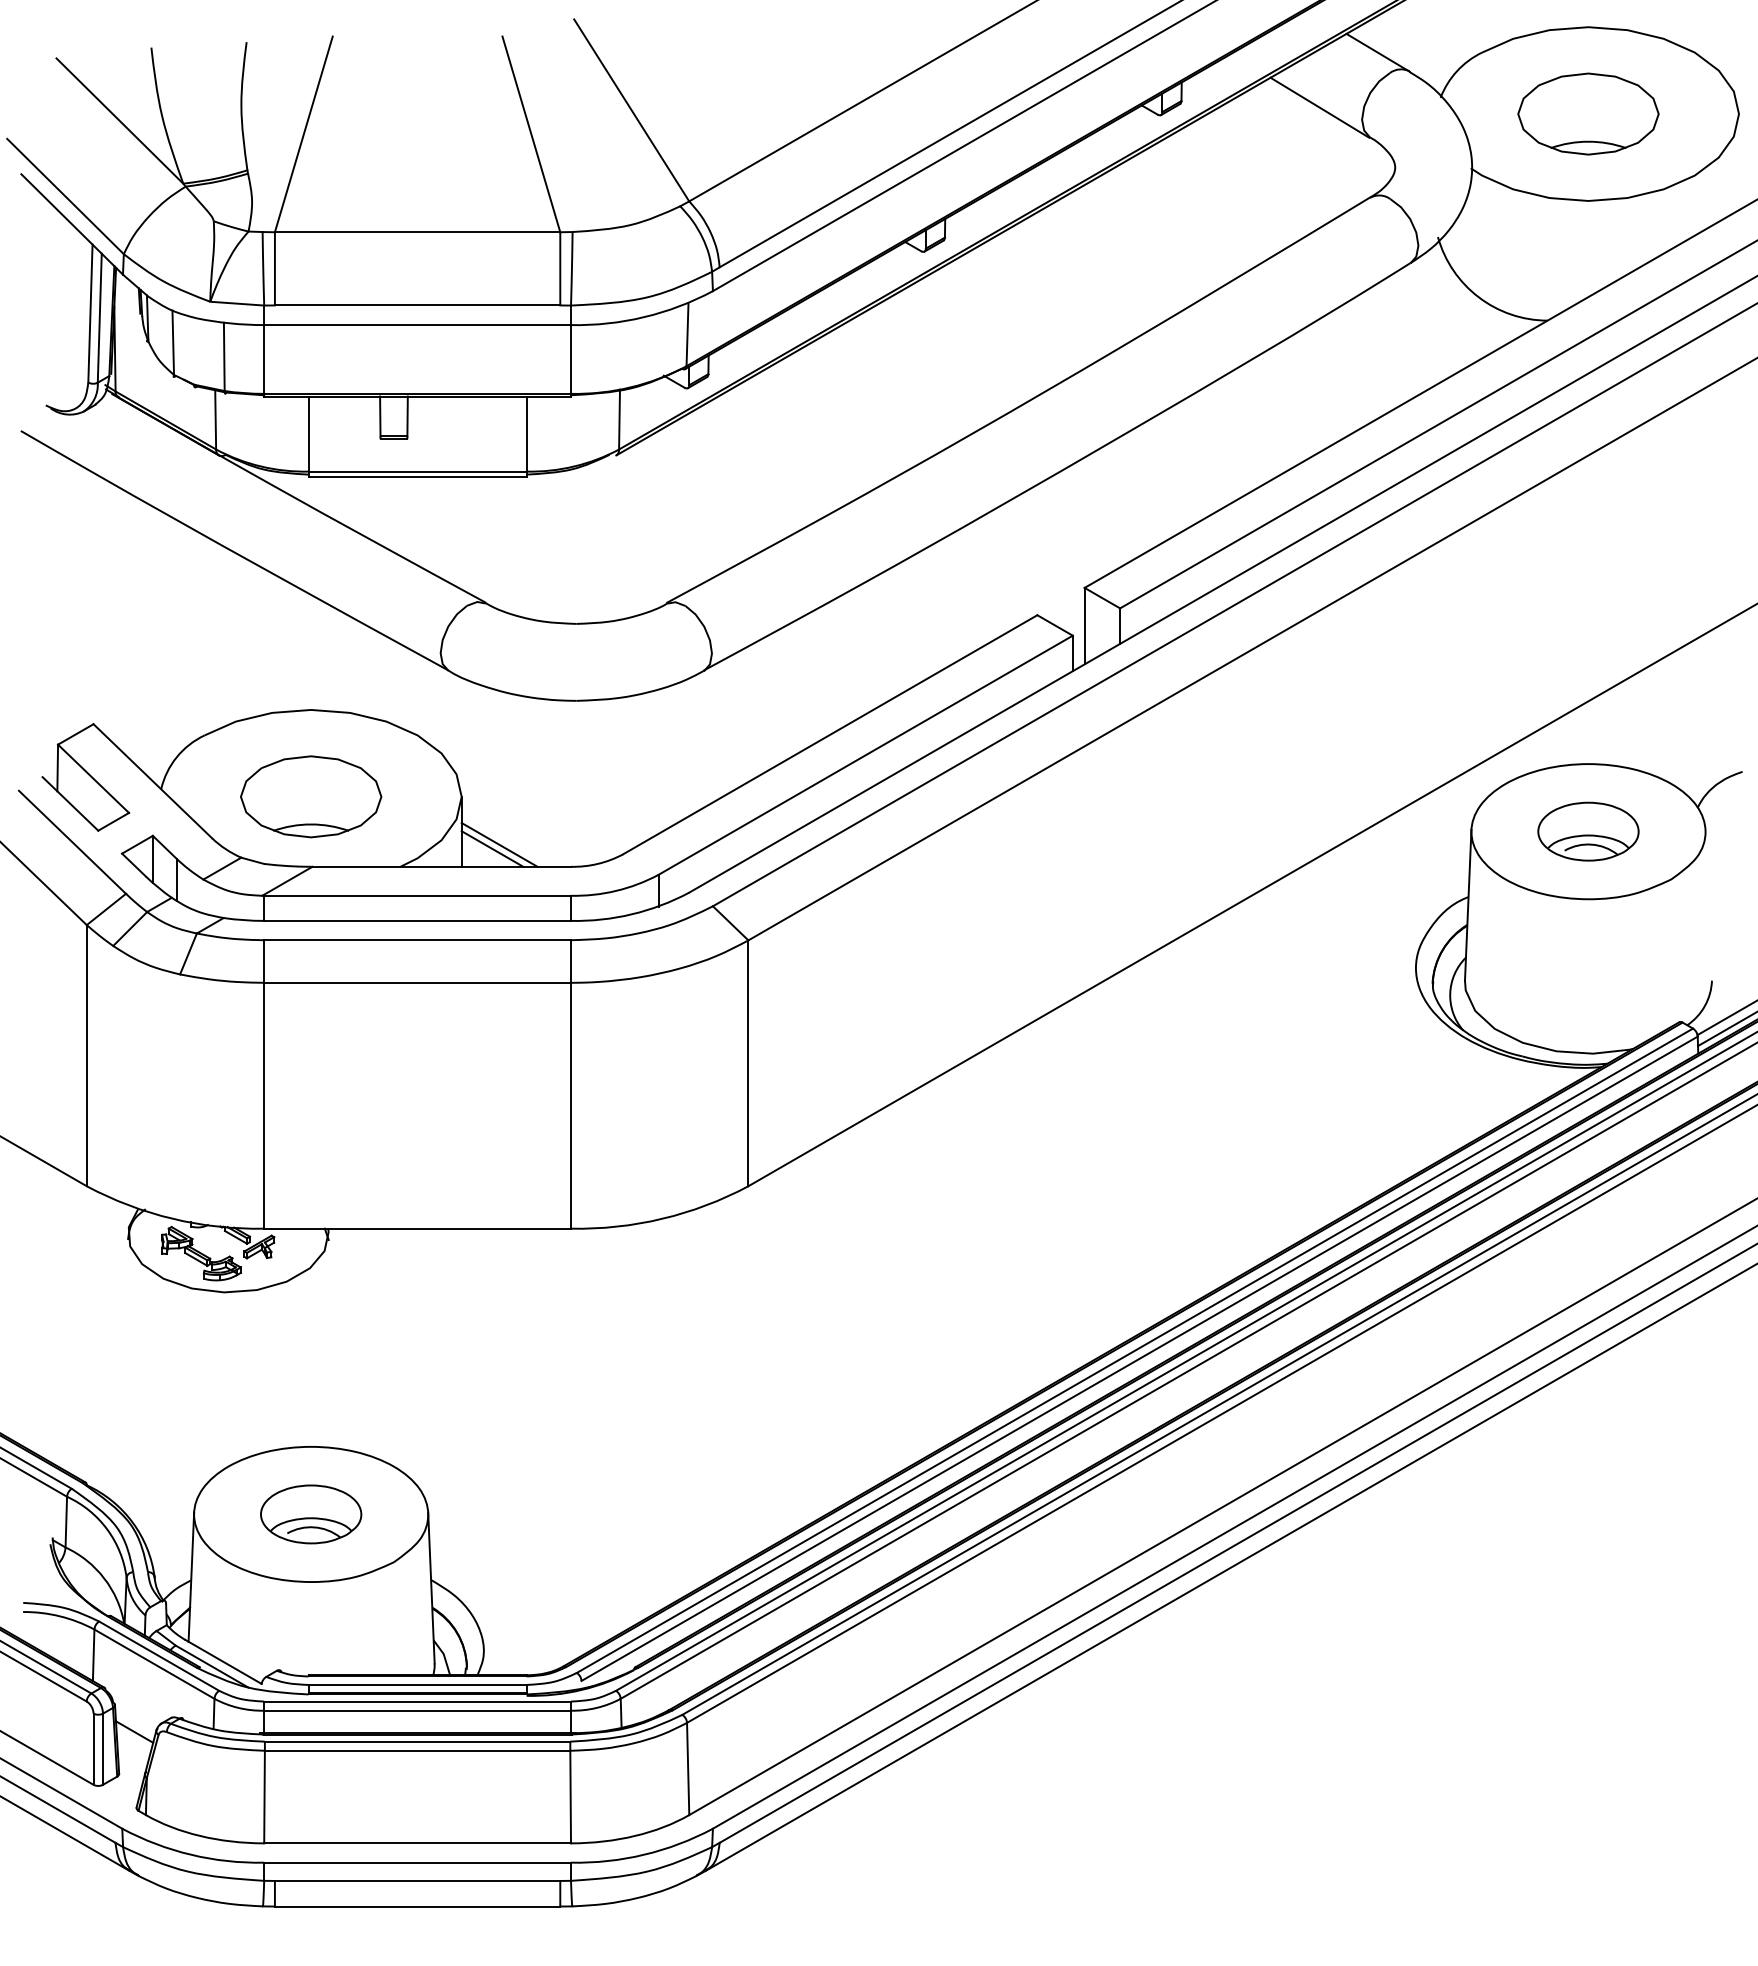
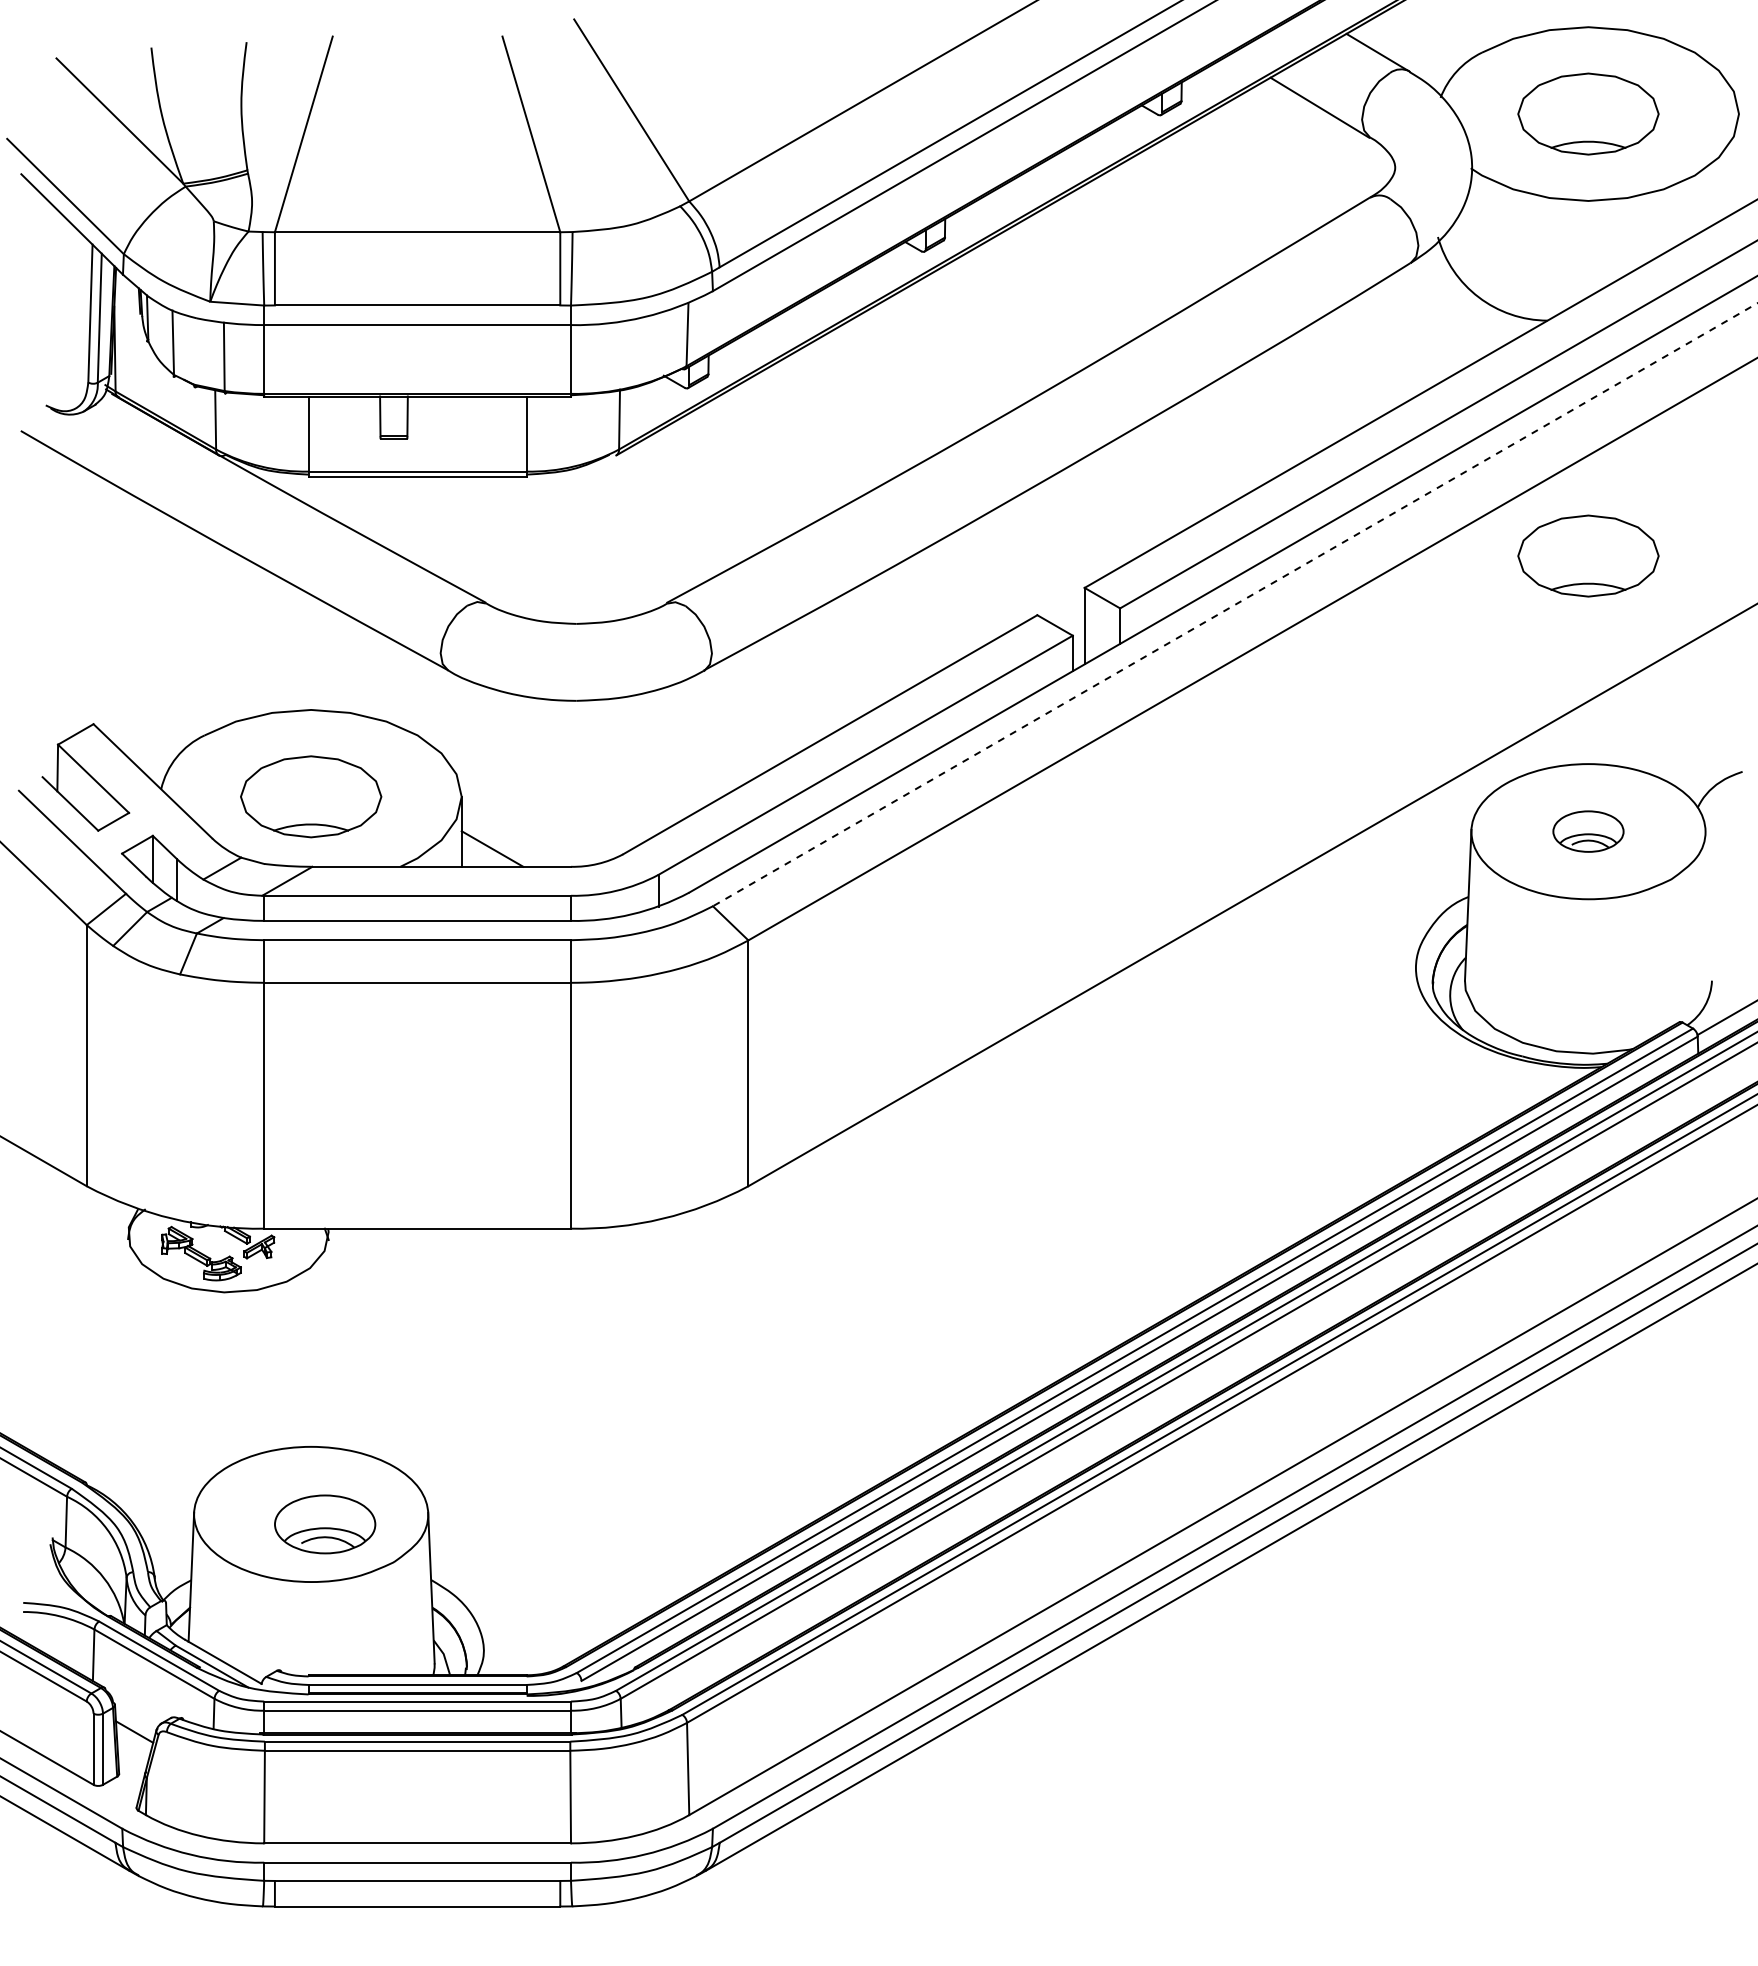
part: none -> present (1588, 555)
line: solid -> dashed (1235, 604)
part size: 103x61 px -> 73x43 px (1588, 831)
line: present -> none (499, 844)
line: present -> none (1726, 1029)
part position: (311, 1514) -> (325, 1524) (325, 1524)
